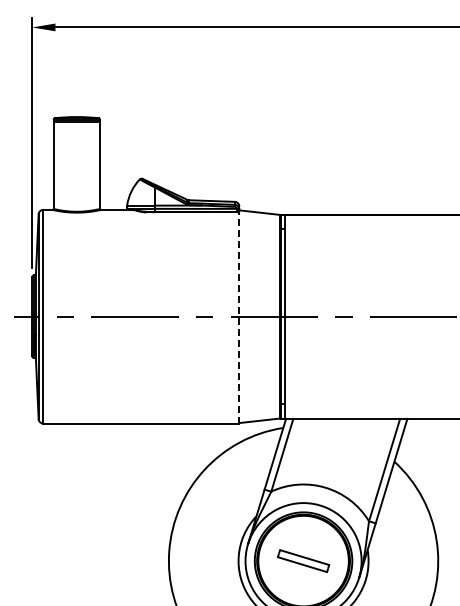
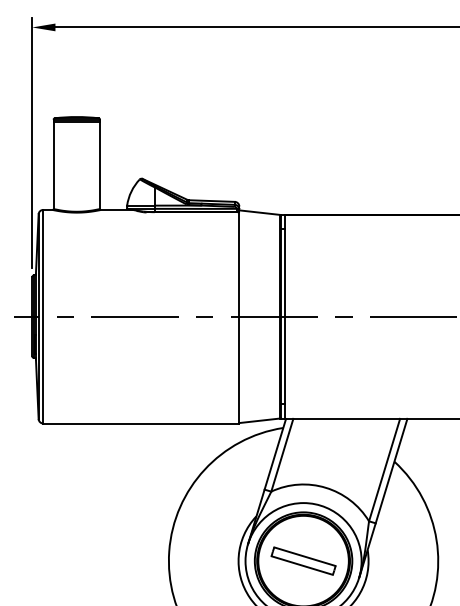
line: dashed -> solid (239, 318)
part size: 54x25 px -> 67x30 px (303, 560)
